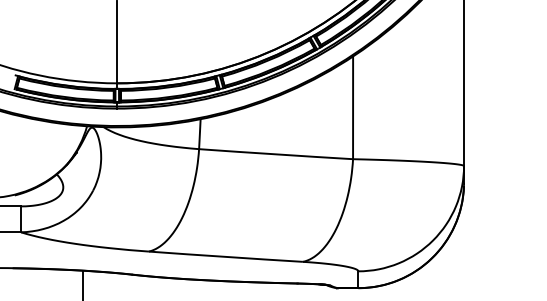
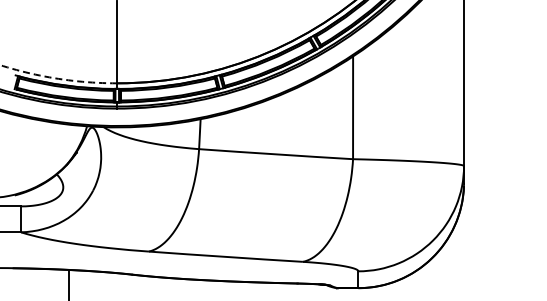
arc: solid -> dashed (57, 78)
line position: (82, 283) -> (68, 283) (68, 283)
